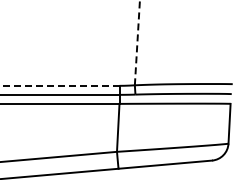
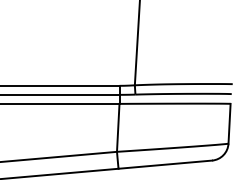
line: dashed -> solid (137, 42)
line: dashed -> solid (59, 85)
